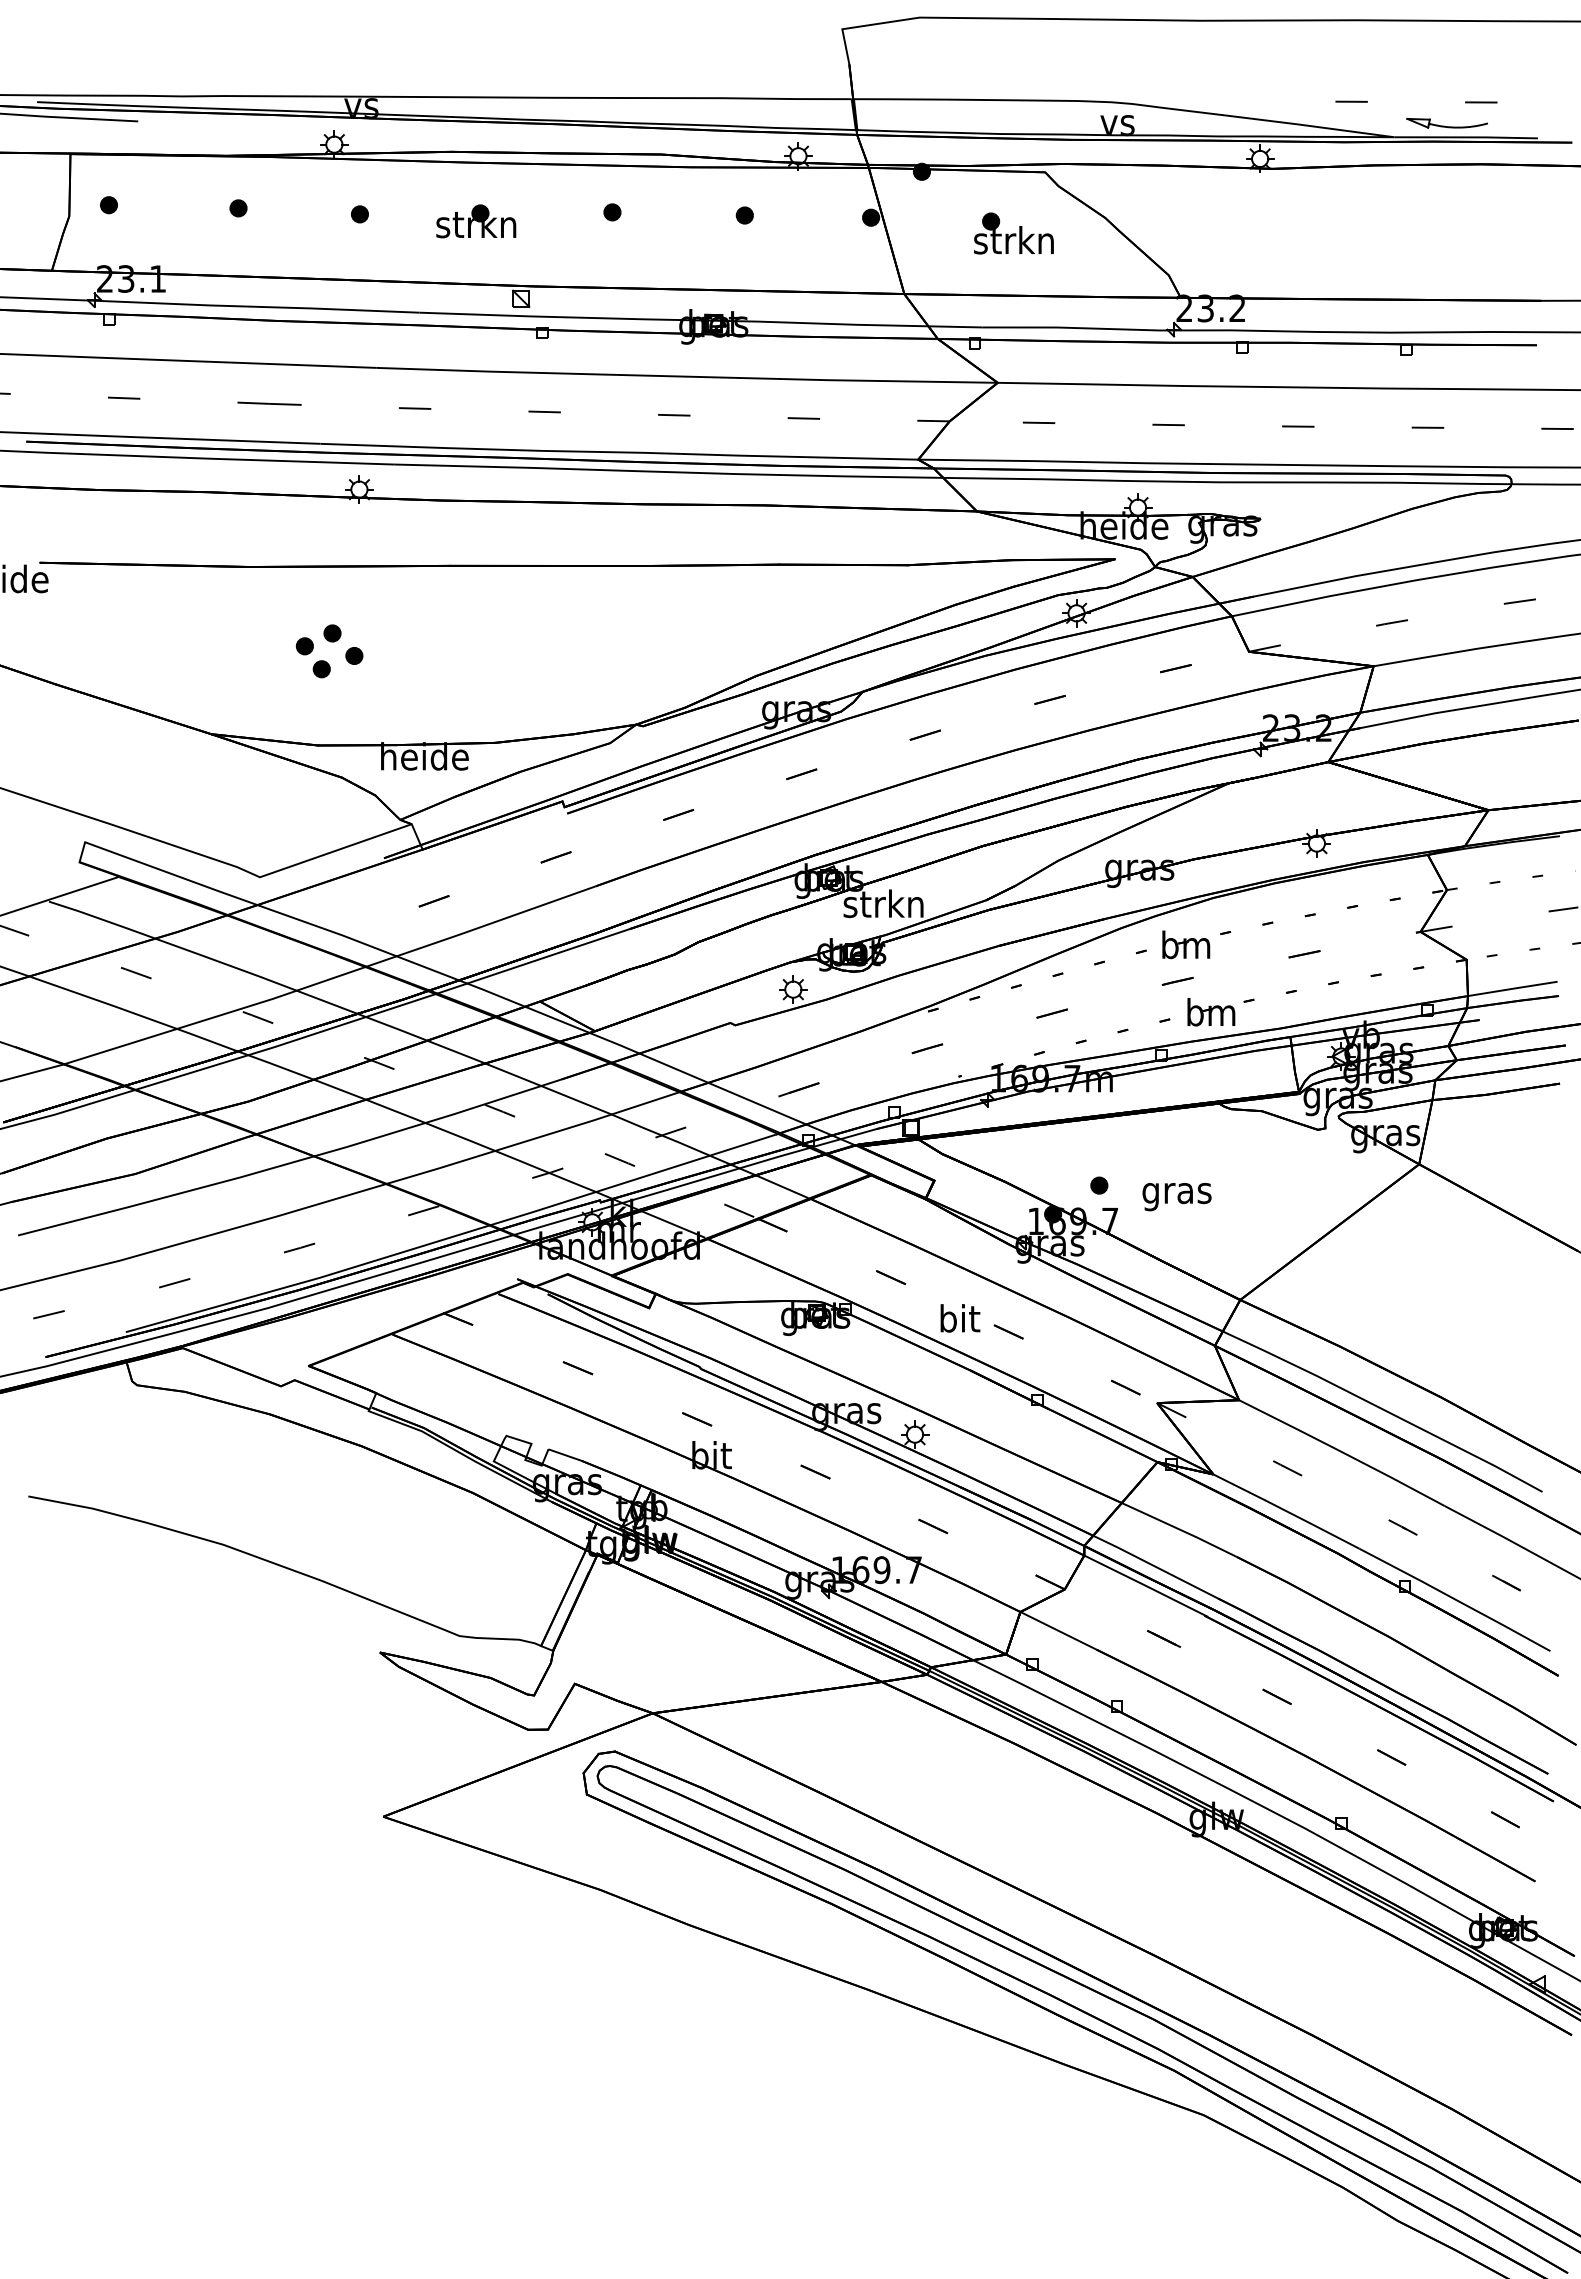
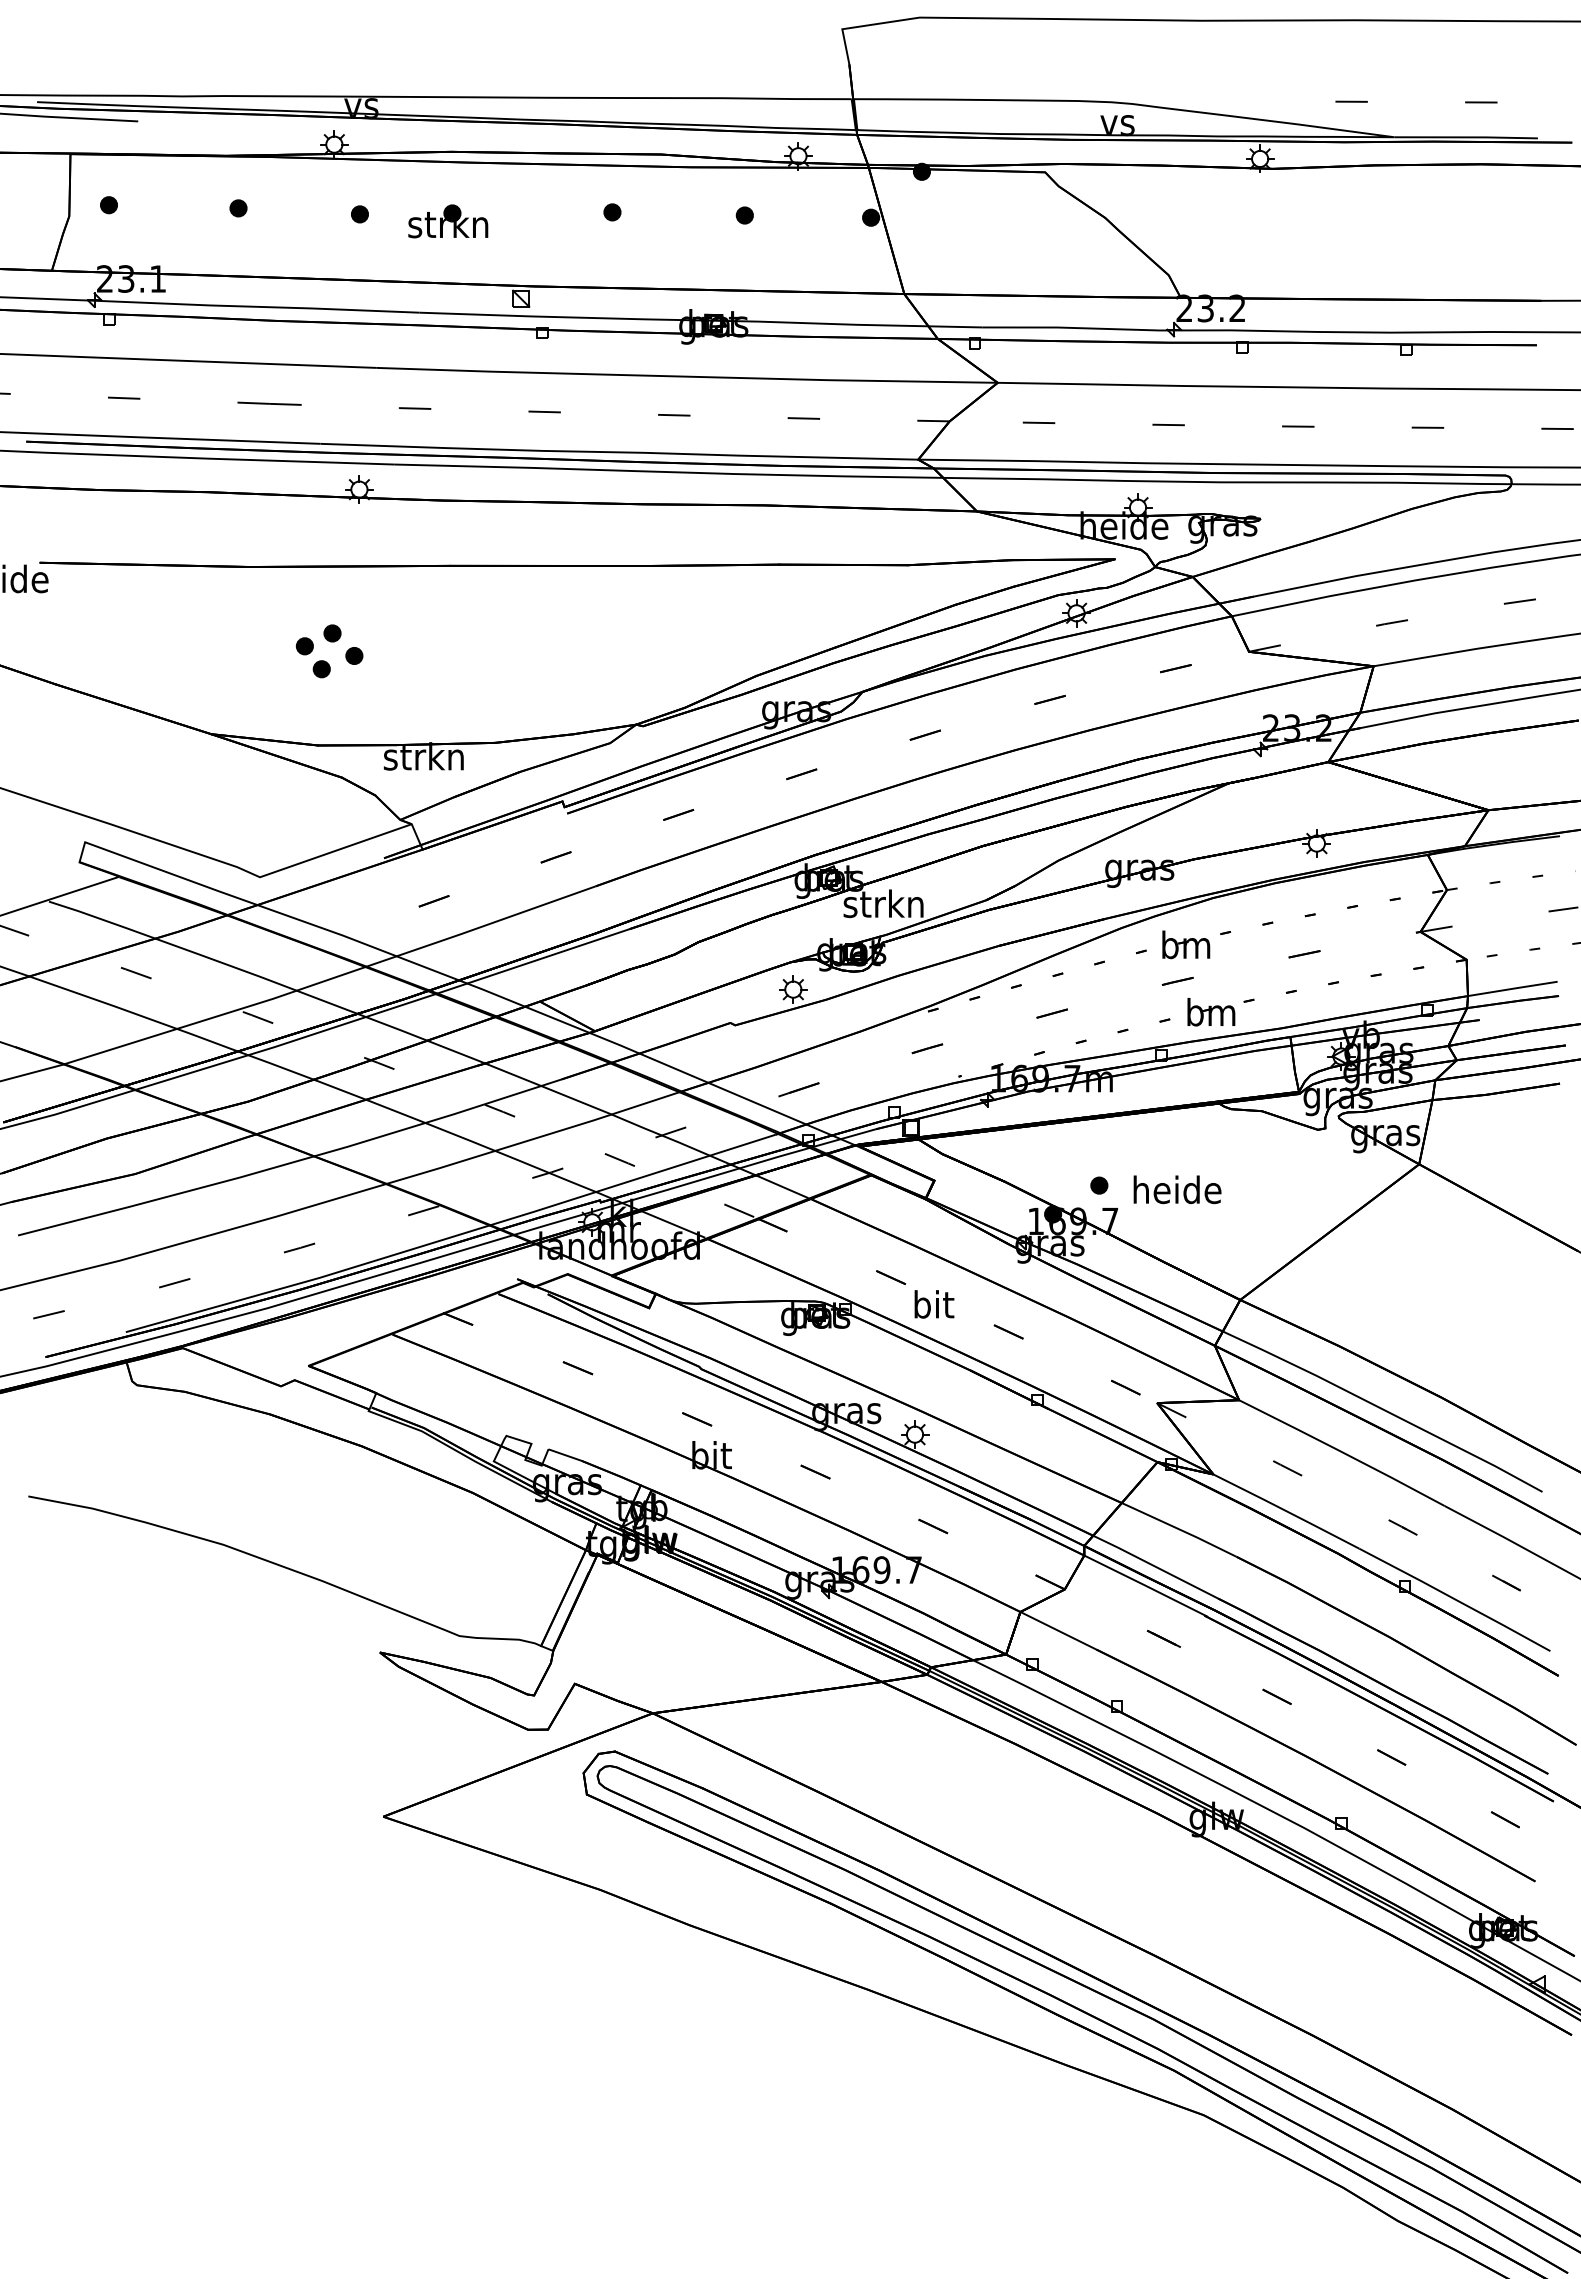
part: present -> none (1446, 122)
part position: (476, 221) -> (448, 221) (448, 221)
part: present -> none (1013, 233)
text: heide -> strkn (424, 756)
text: gras -> heide (1177, 1193)
text position: (960, 1318) -> (934, 1304) (934, 1304)
